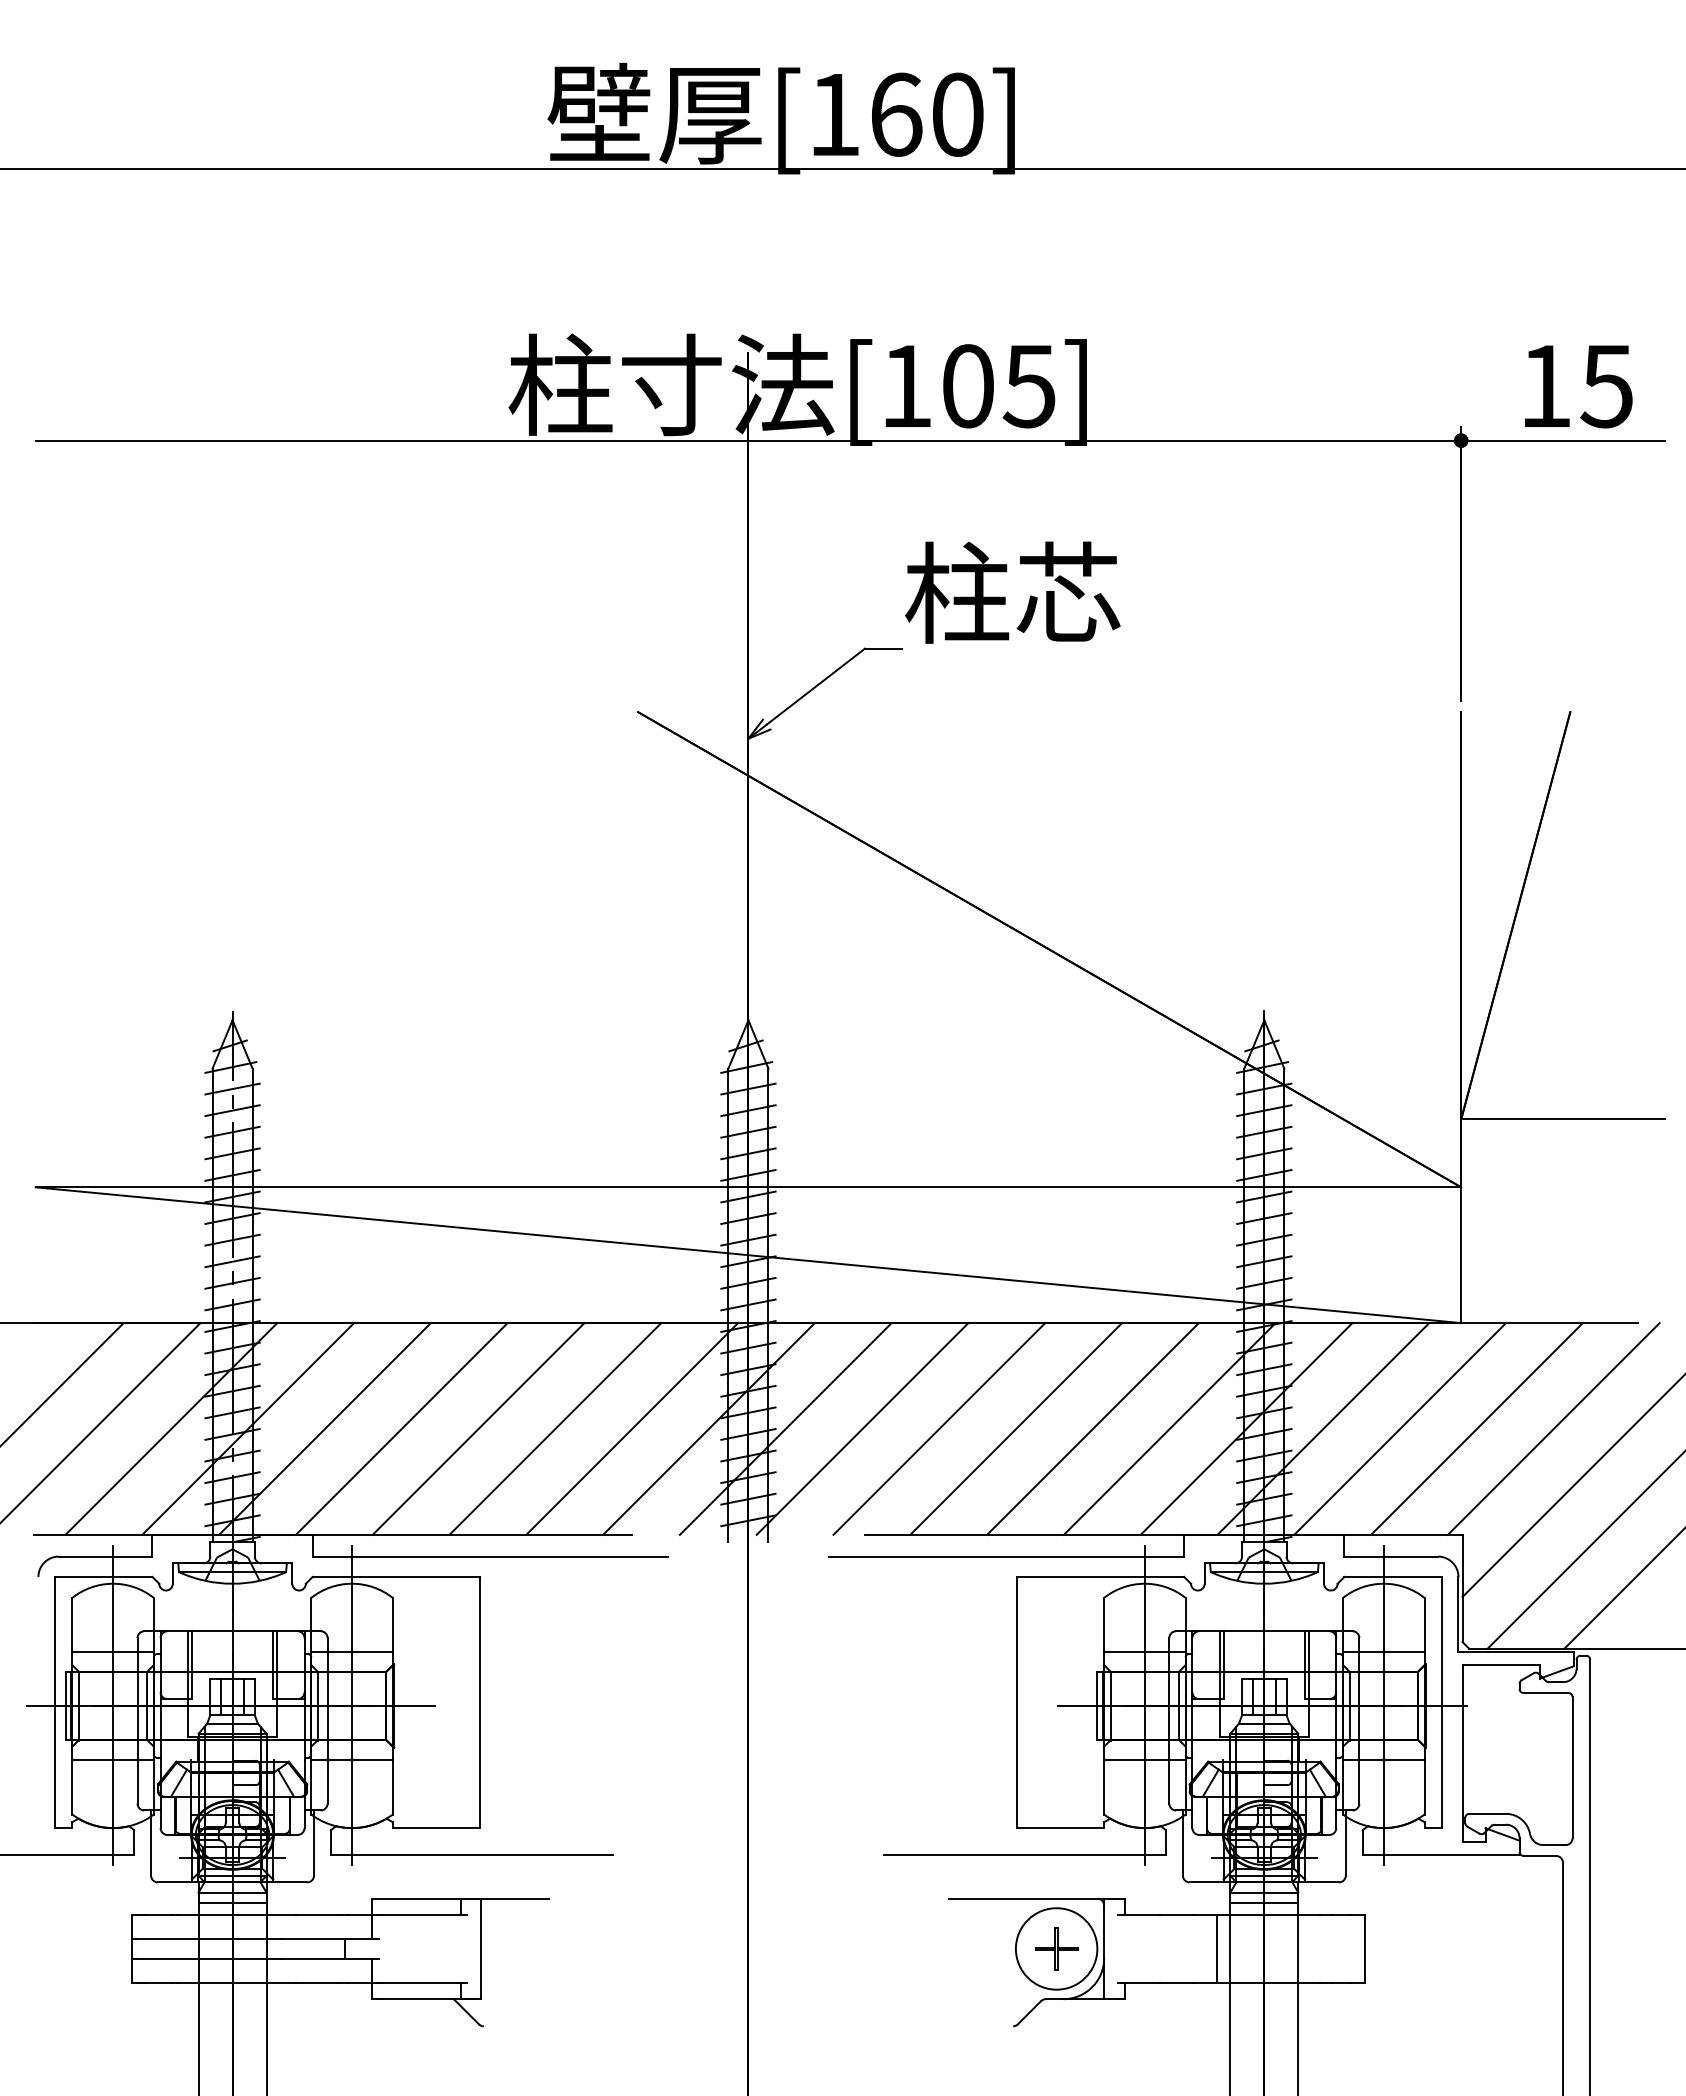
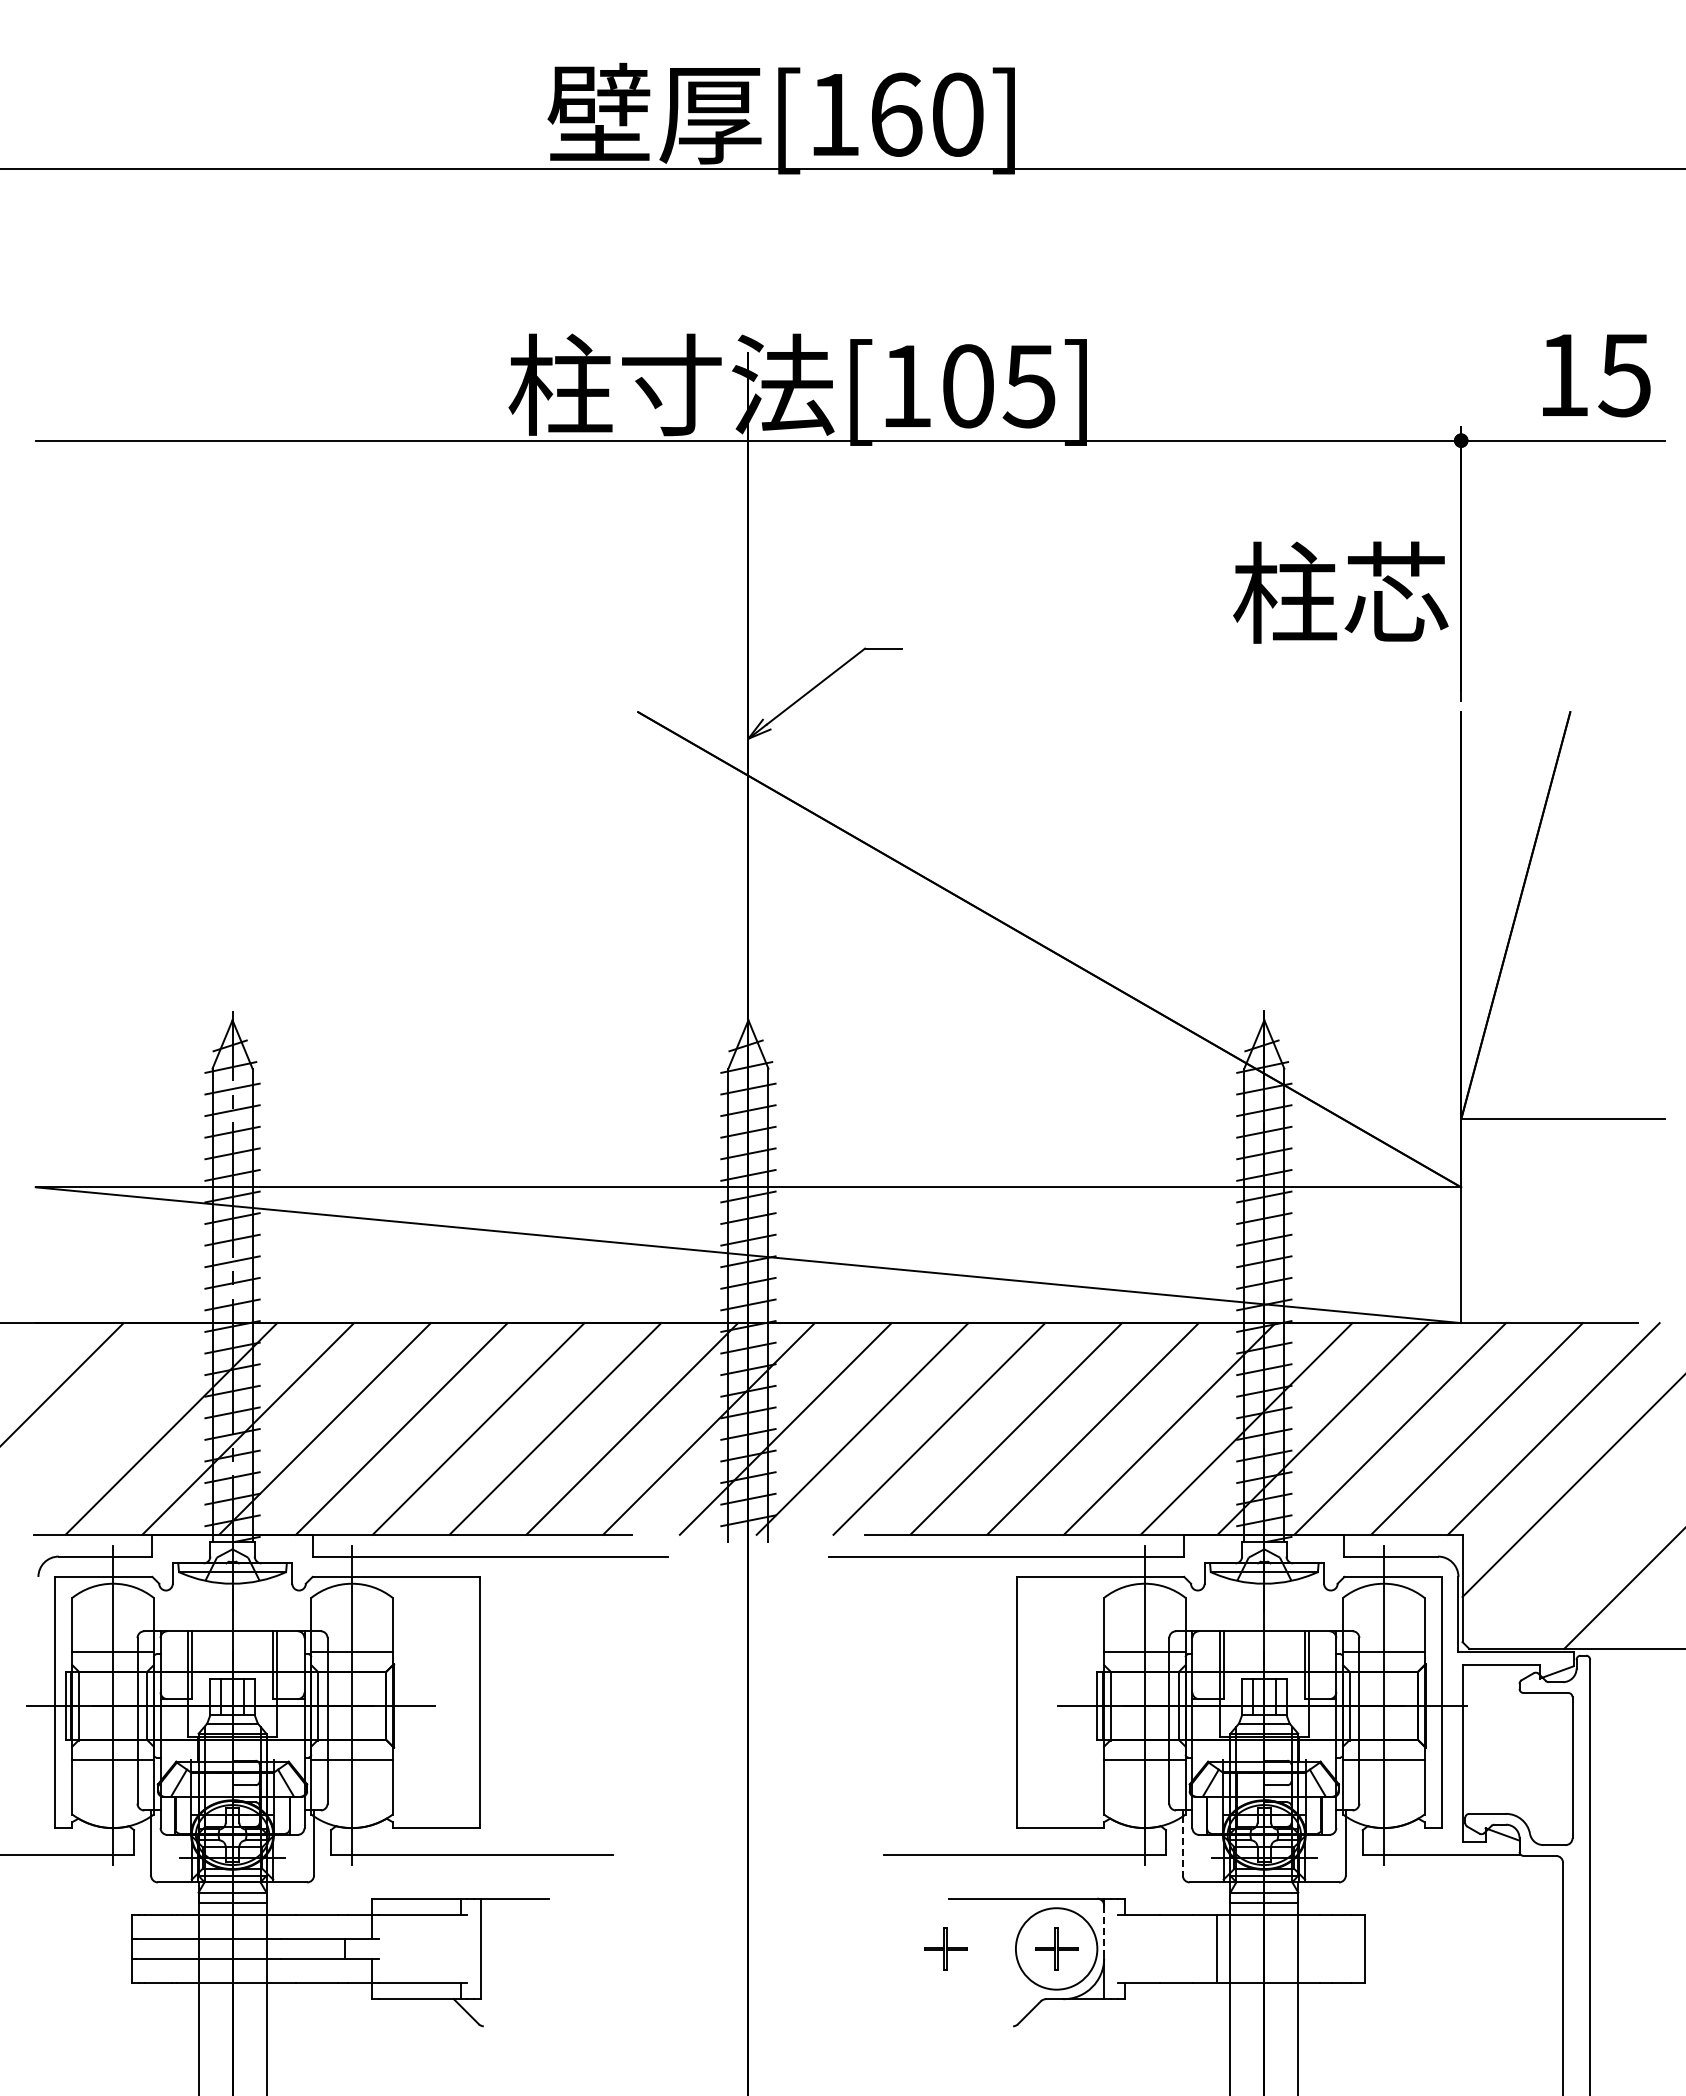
text position: (1578, 386) -> (1596, 375) (1596, 375)
text position: (1012, 592) -> (1340, 592) (1340, 592)
line: present -> none (101, 1422)
line: present -> none (1584, 1550)
line: solid -> dashed (1182, 1846)
line: solid -> dashed (1104, 1932)
part: none -> present (945, 1948)
